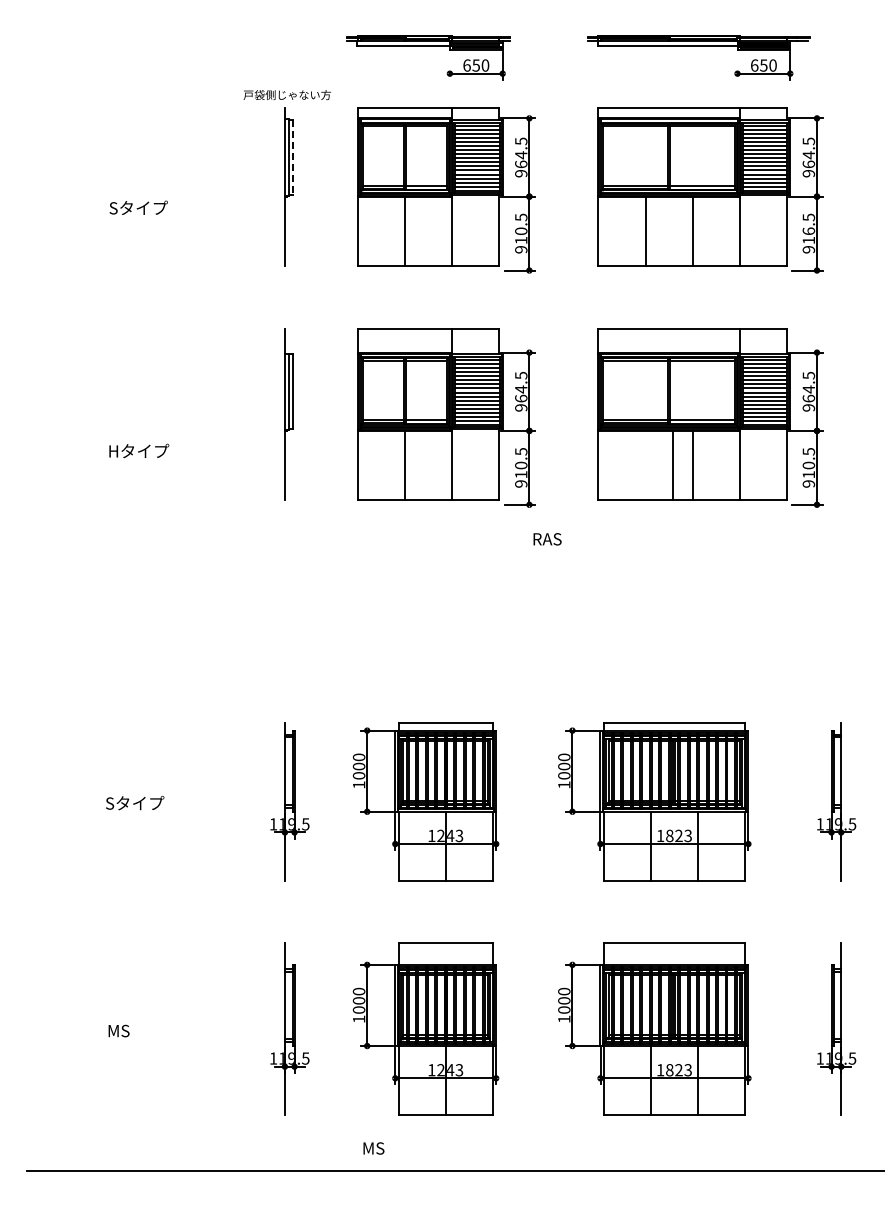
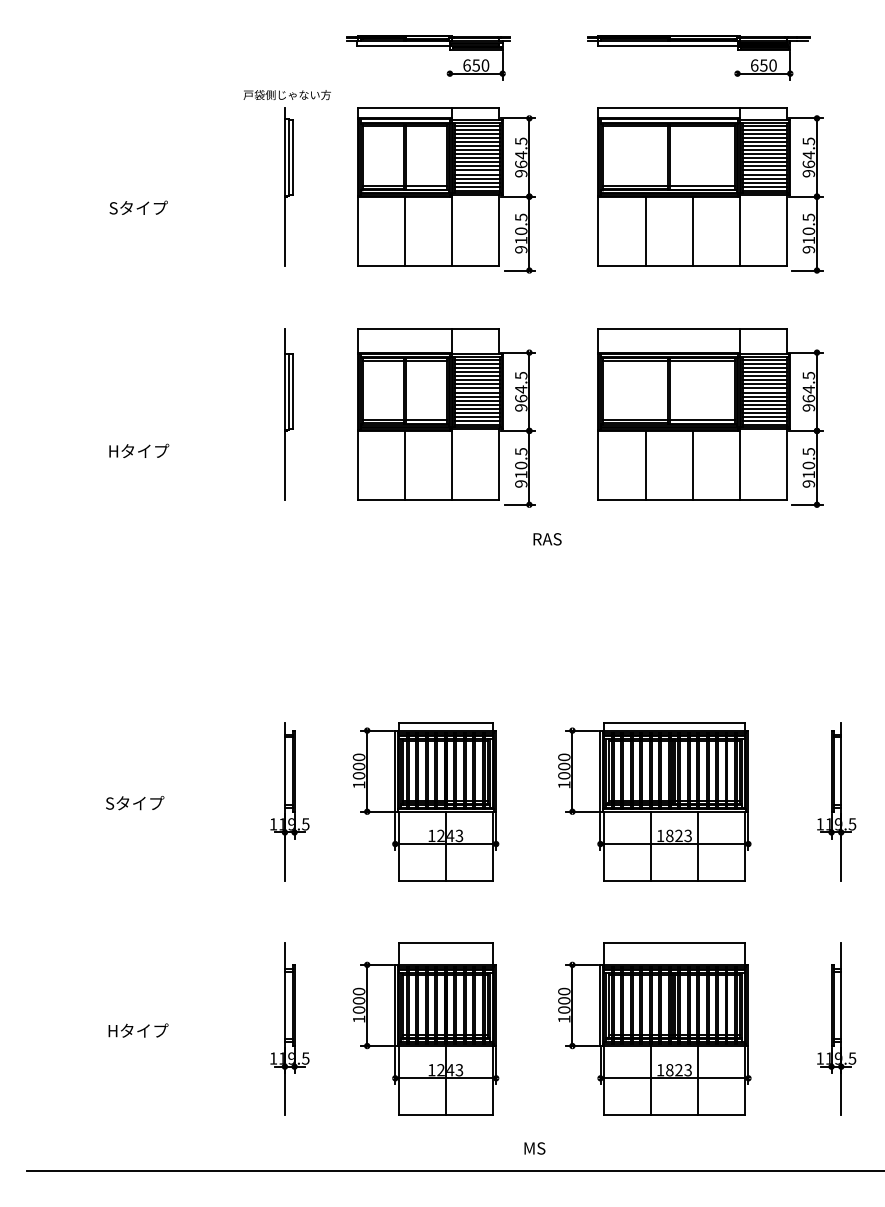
line: dashed -> solid (293, 158)
text: 916.5 -> 910.5 (808, 230)
line position: (672, 465) -> (645, 465) (645, 465)
text: MS -> Hタイプ (138, 1030)
text position: (373, 1148) -> (534, 1148) (534, 1148)
